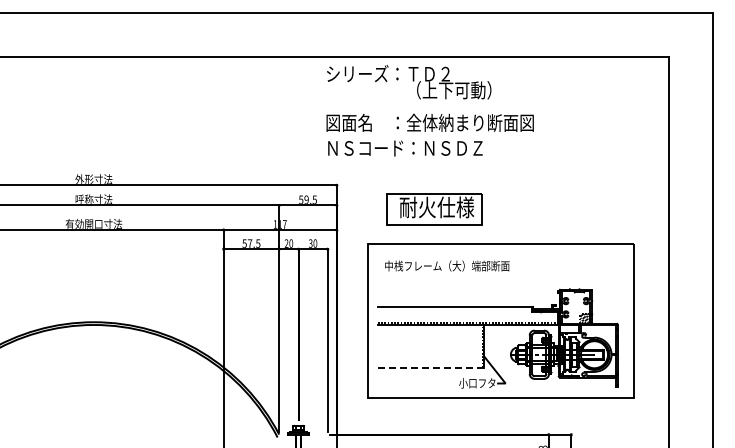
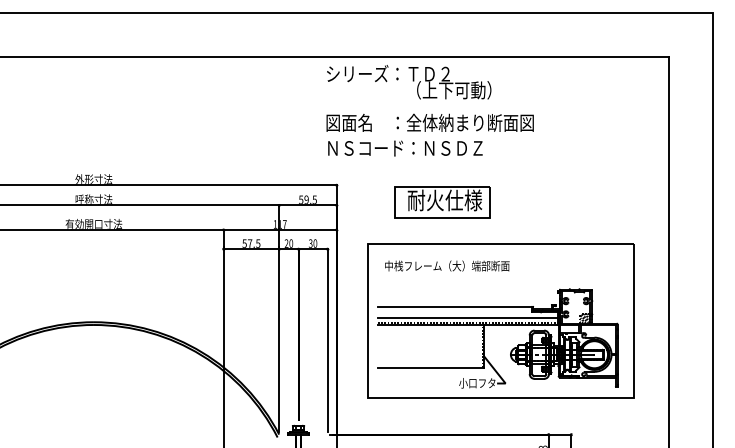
part position: (434, 209) -> (442, 202) (442, 202)
line: none -> present (467, 318)
line: dashed -> solid (430, 367)
